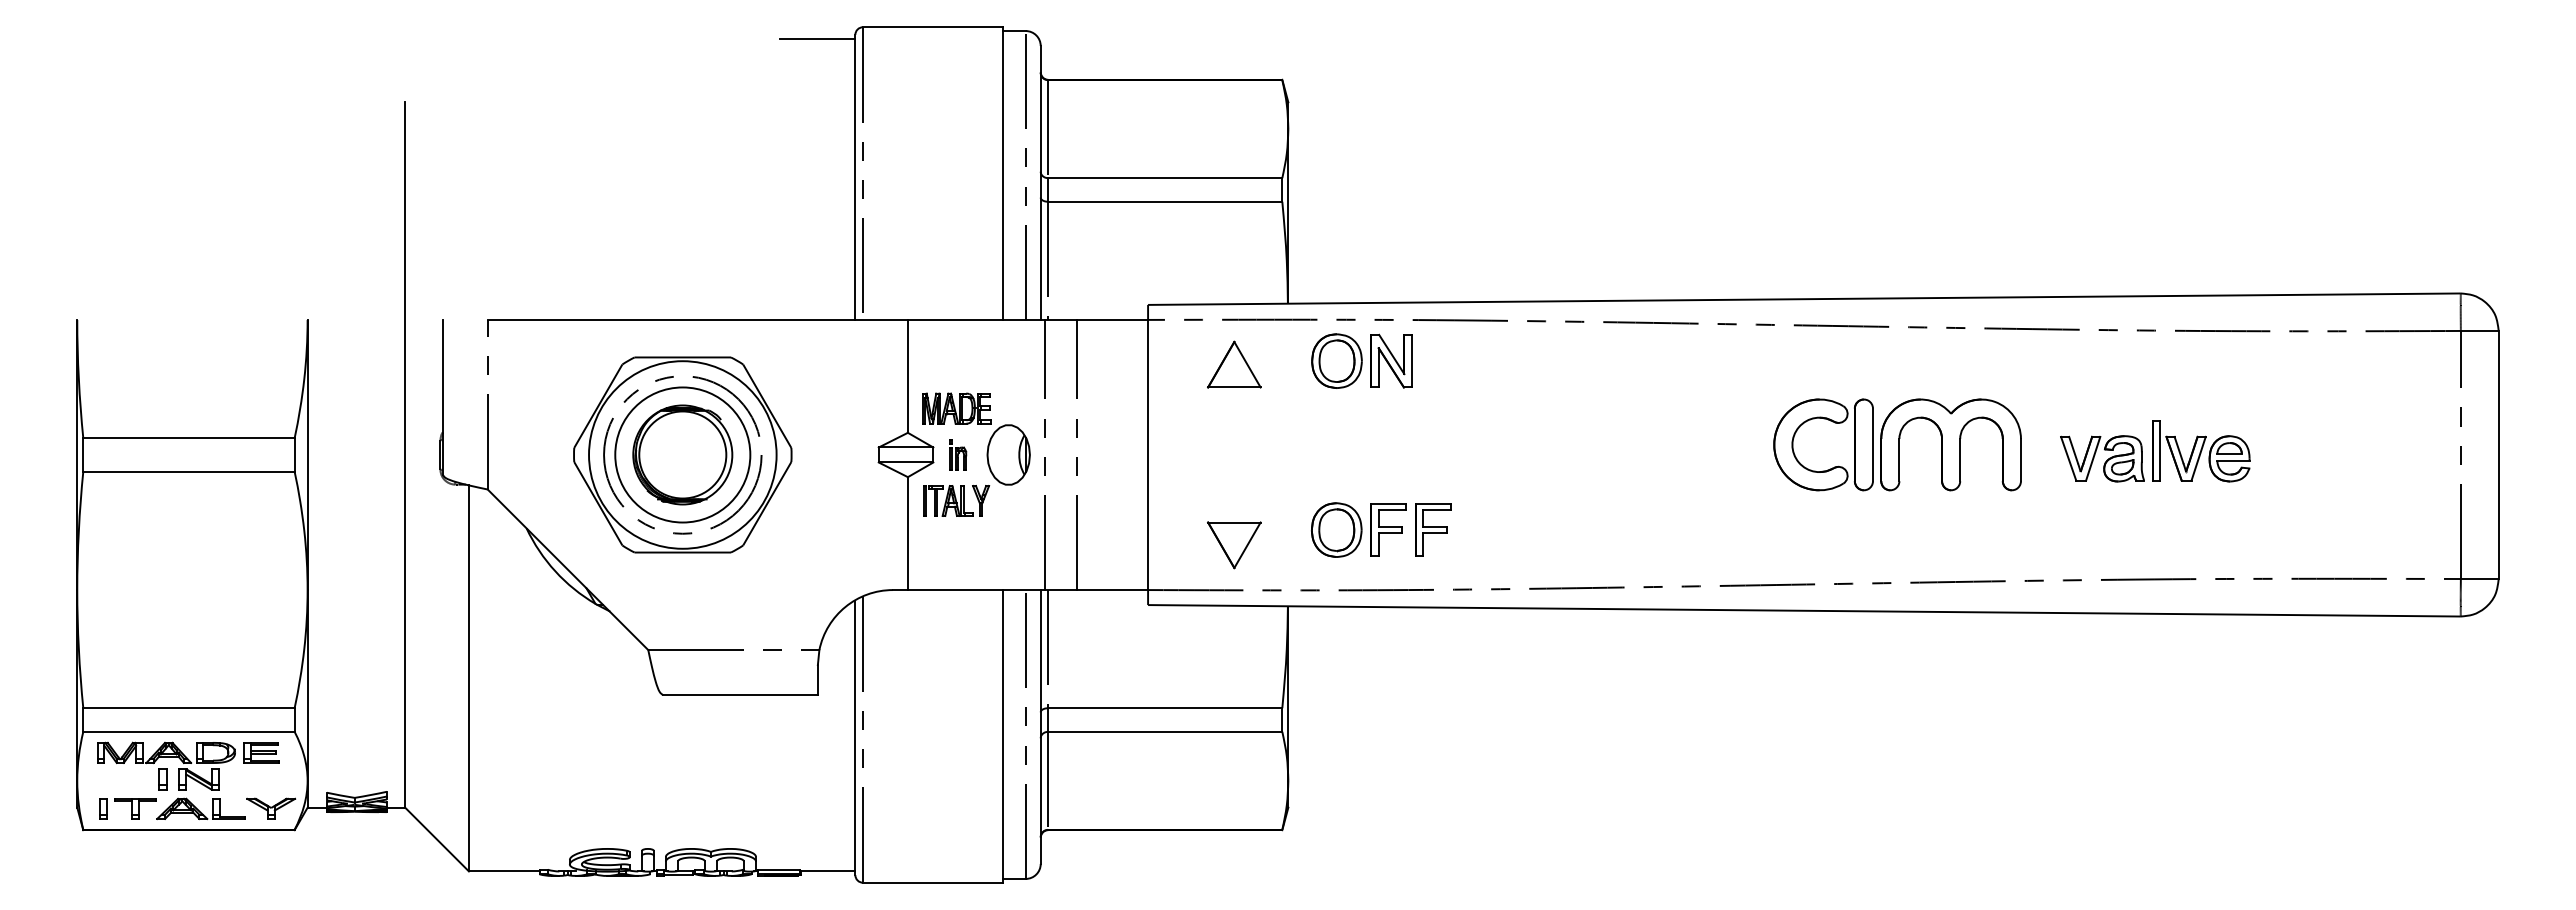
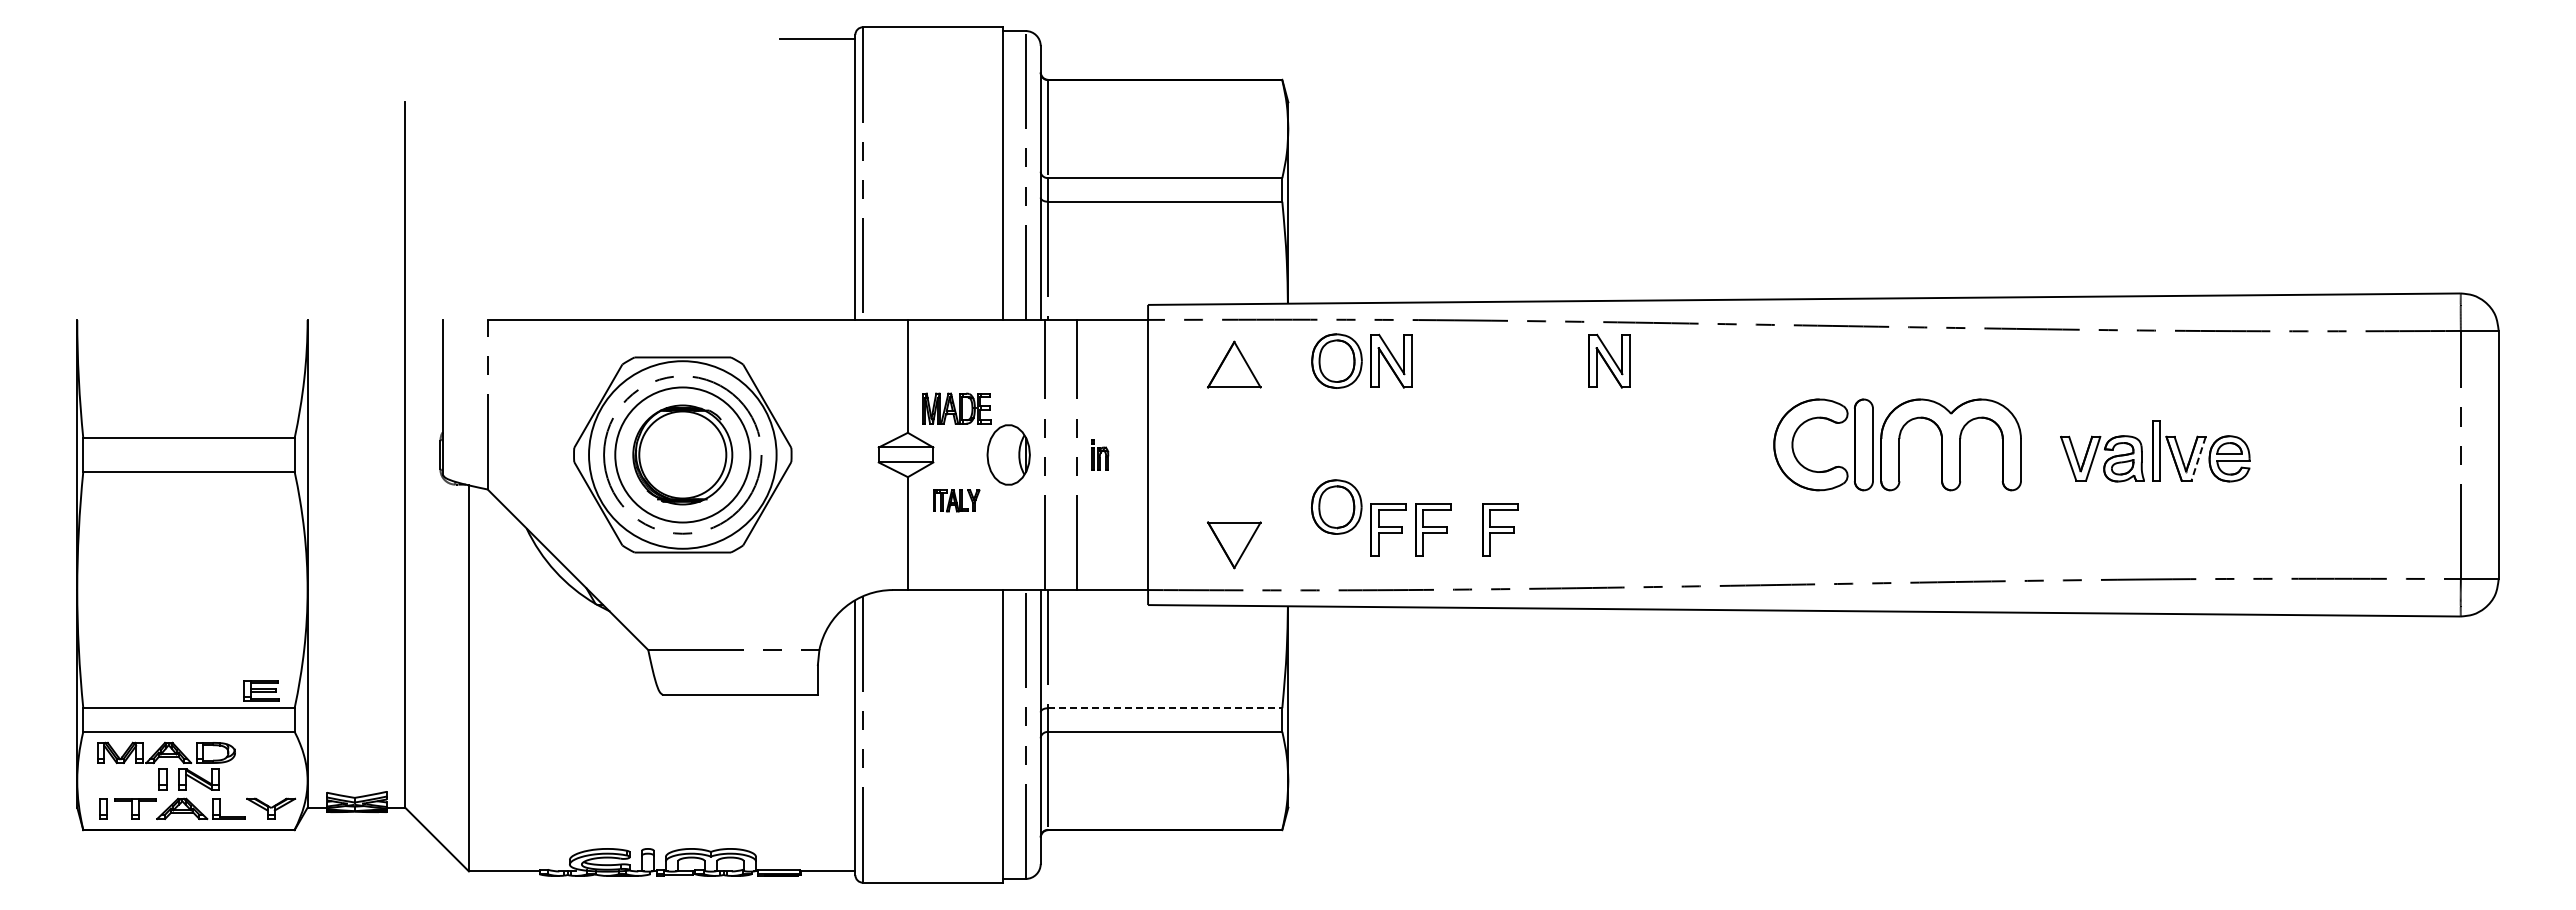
part: none -> present (1609, 360)
part position: (958, 454) -> (1100, 454) (1100, 454)
line: solid -> dashed (2198, 459)
part size: 68x32 px -> 48x24 px (956, 500)
part position: (1336, 529) -> (1336, 506) (1336, 506)
part: none -> present (1500, 529)
line: solid -> dashed (1165, 708)
part position: (261, 752) -> (261, 690) (261, 690)
